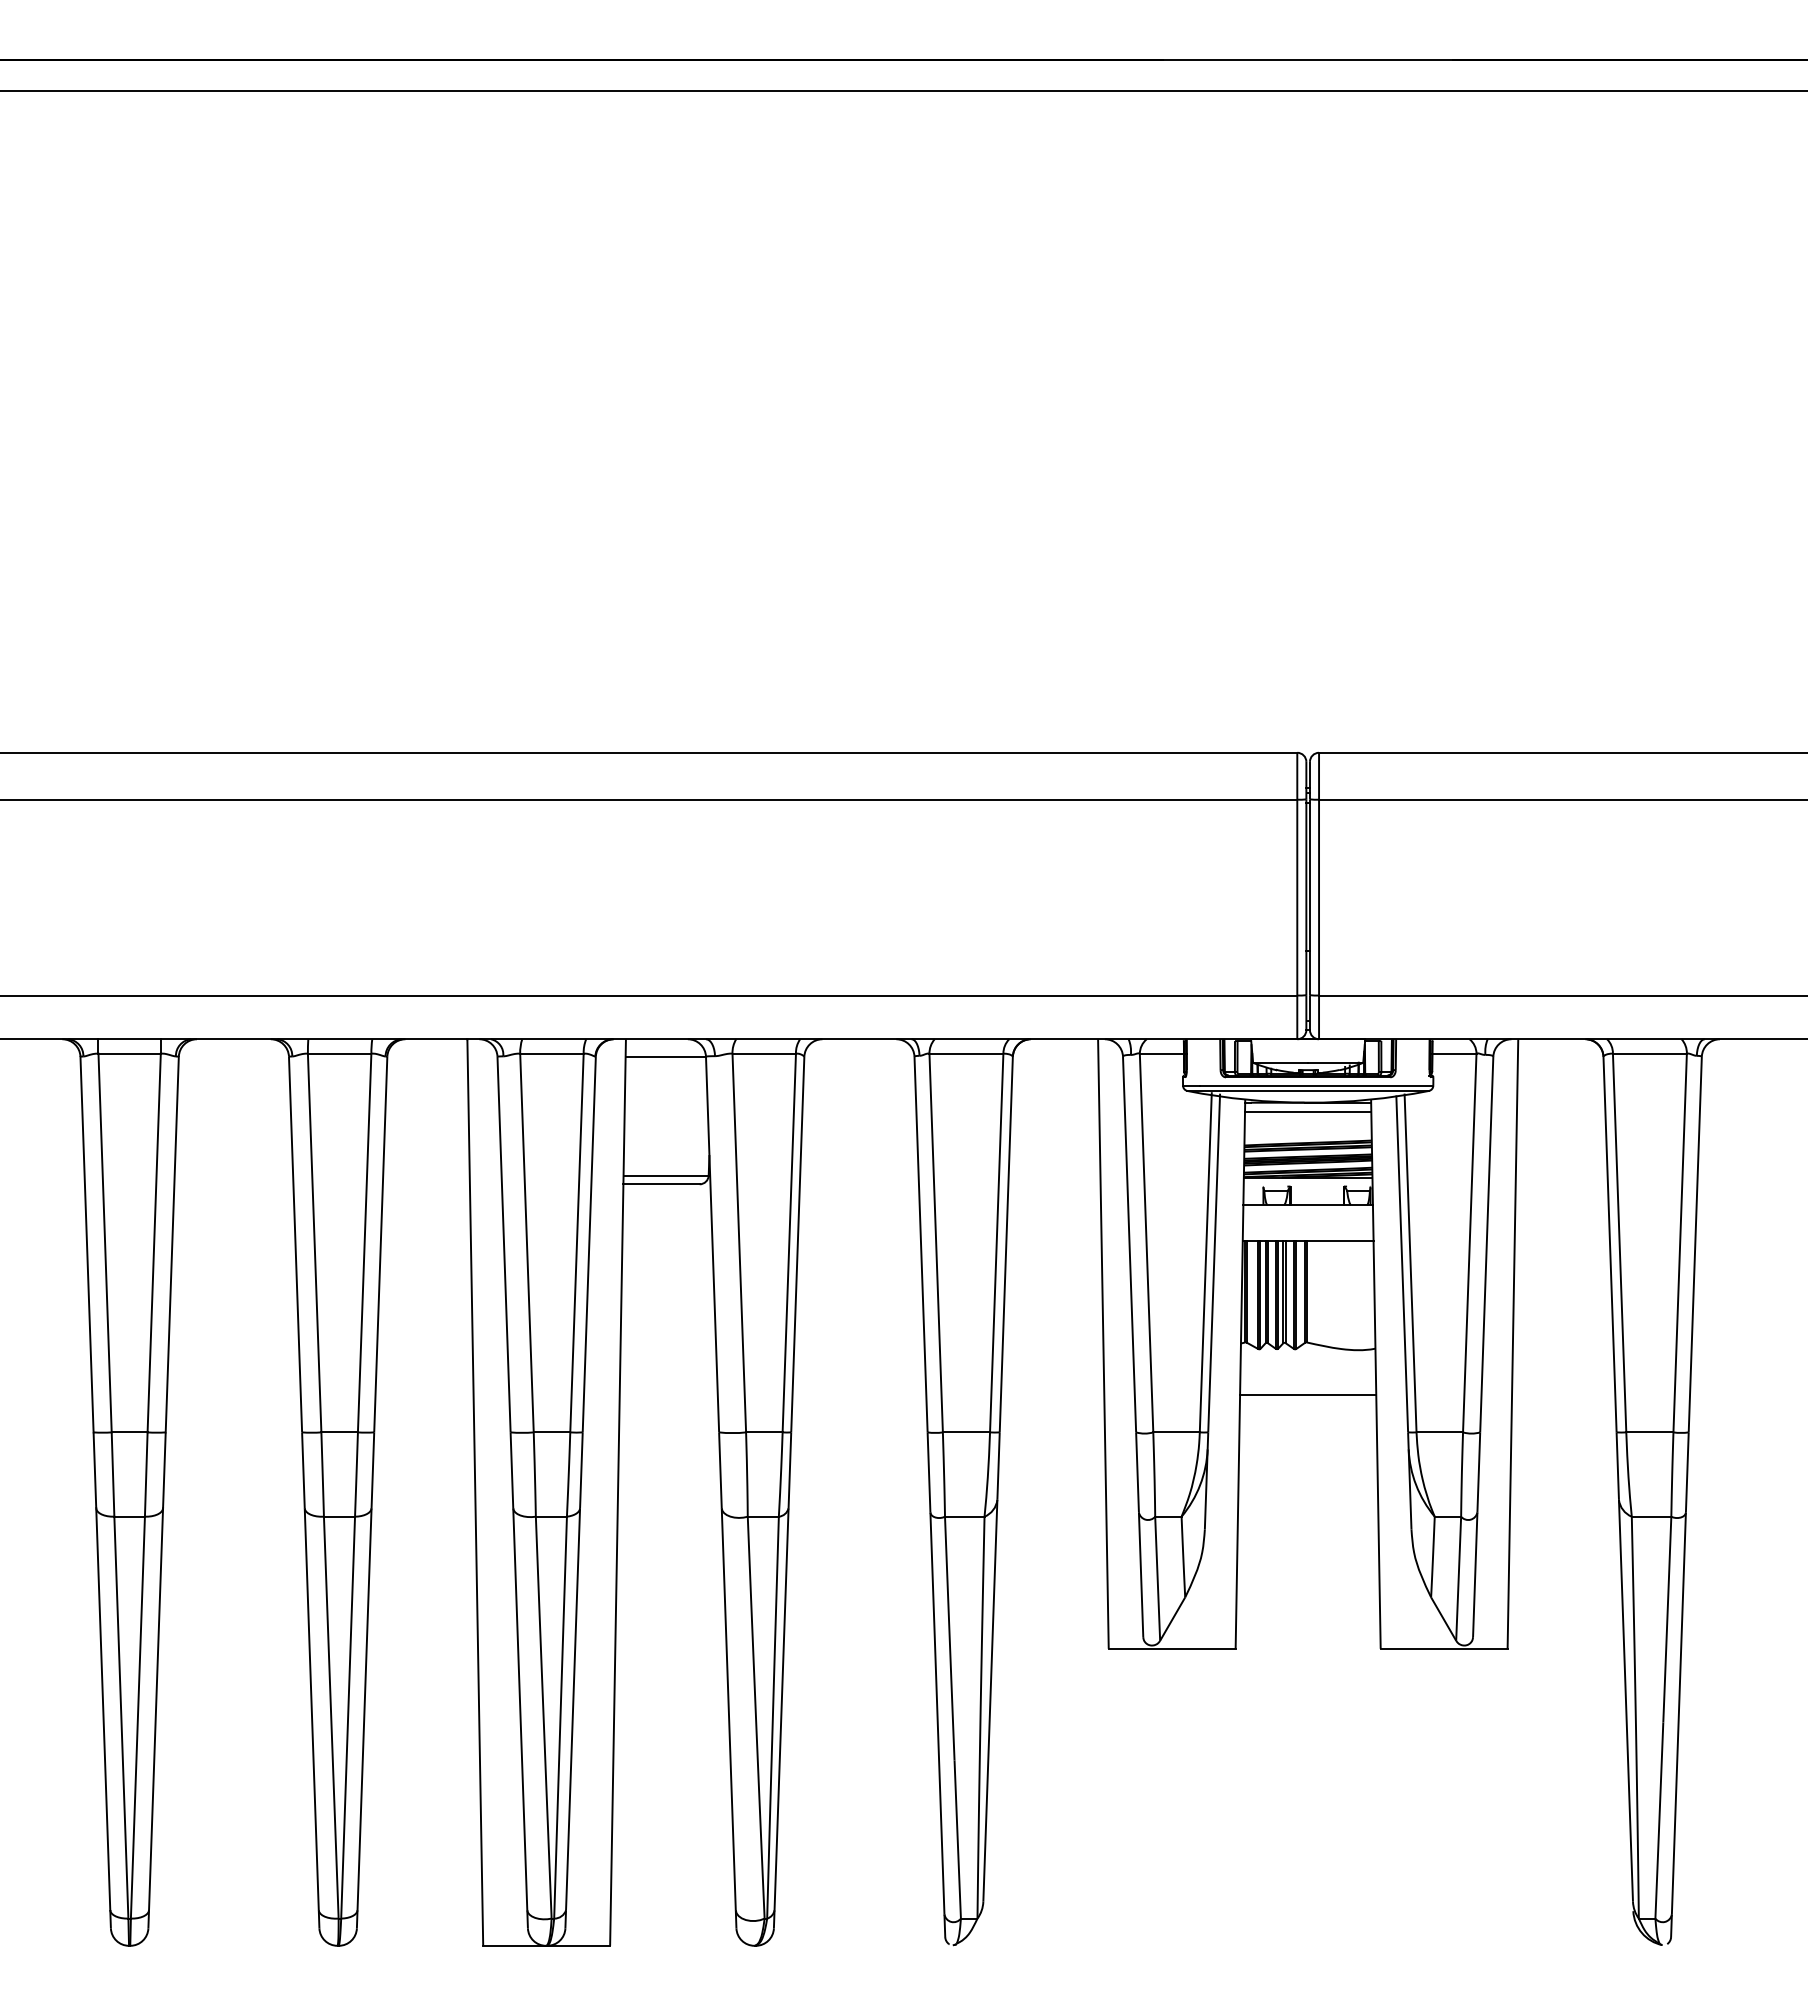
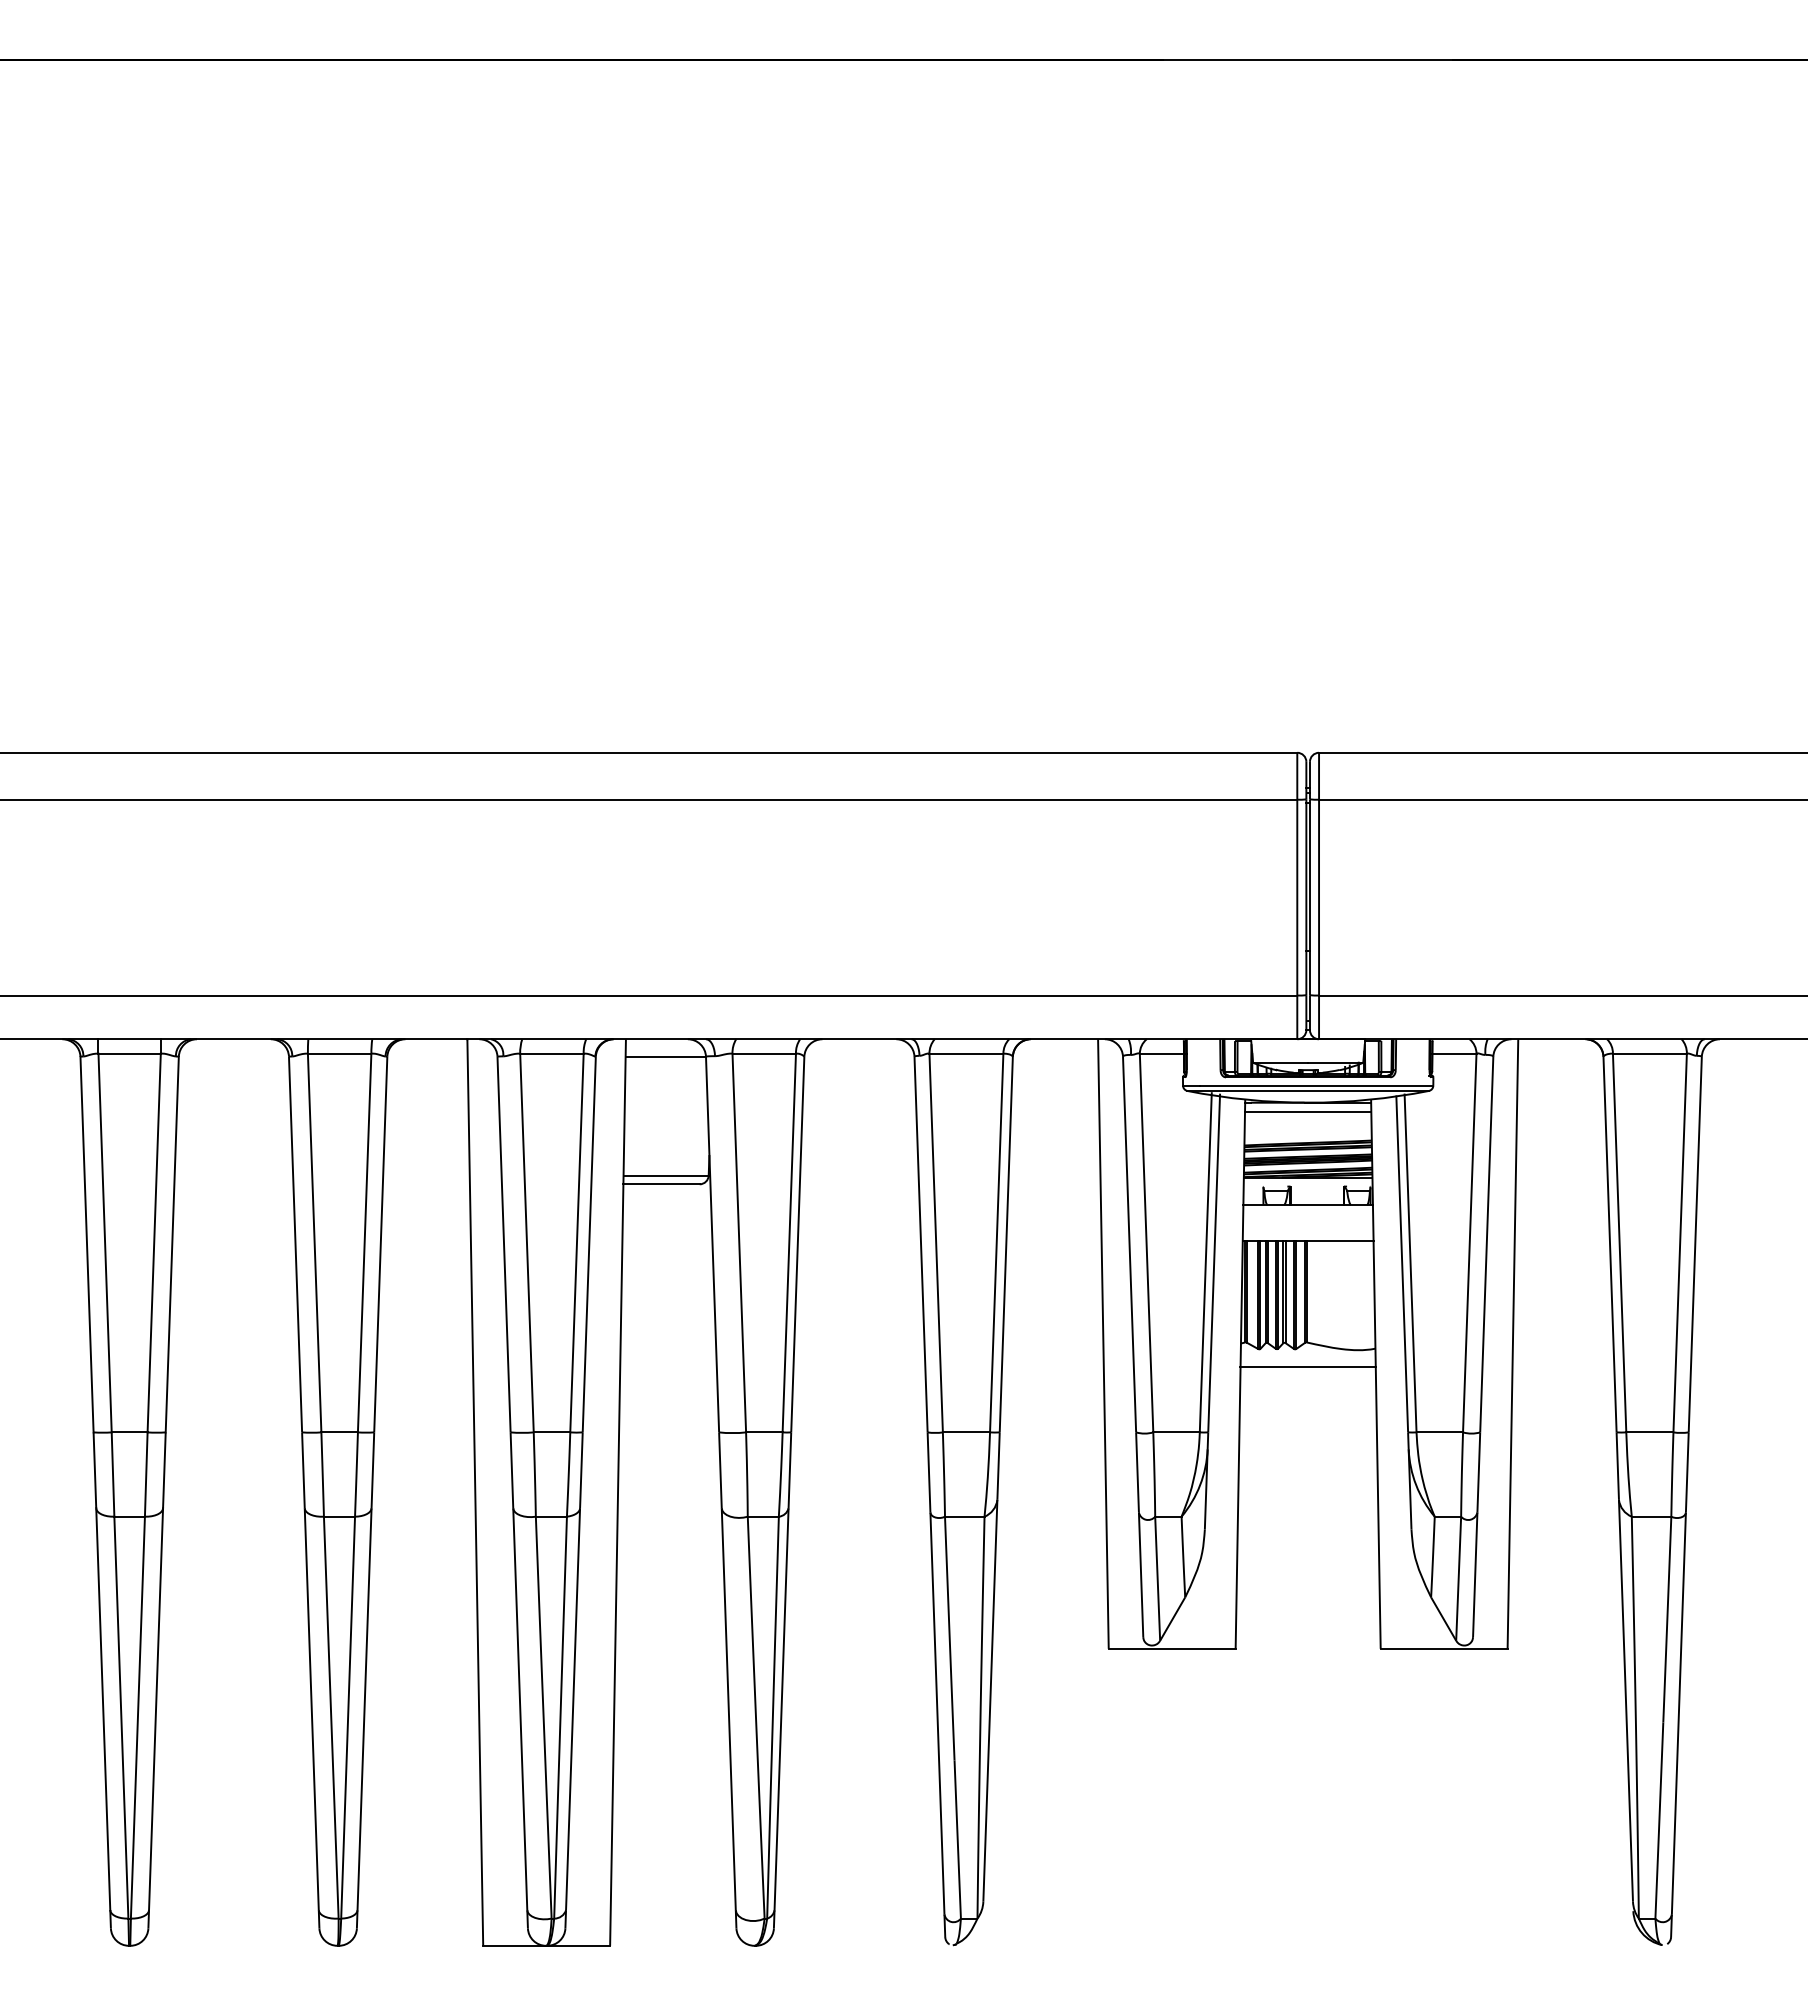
line: present -> none (903, 91)
line position: (1308, 1395) -> (1308, 1367) (1308, 1367)
